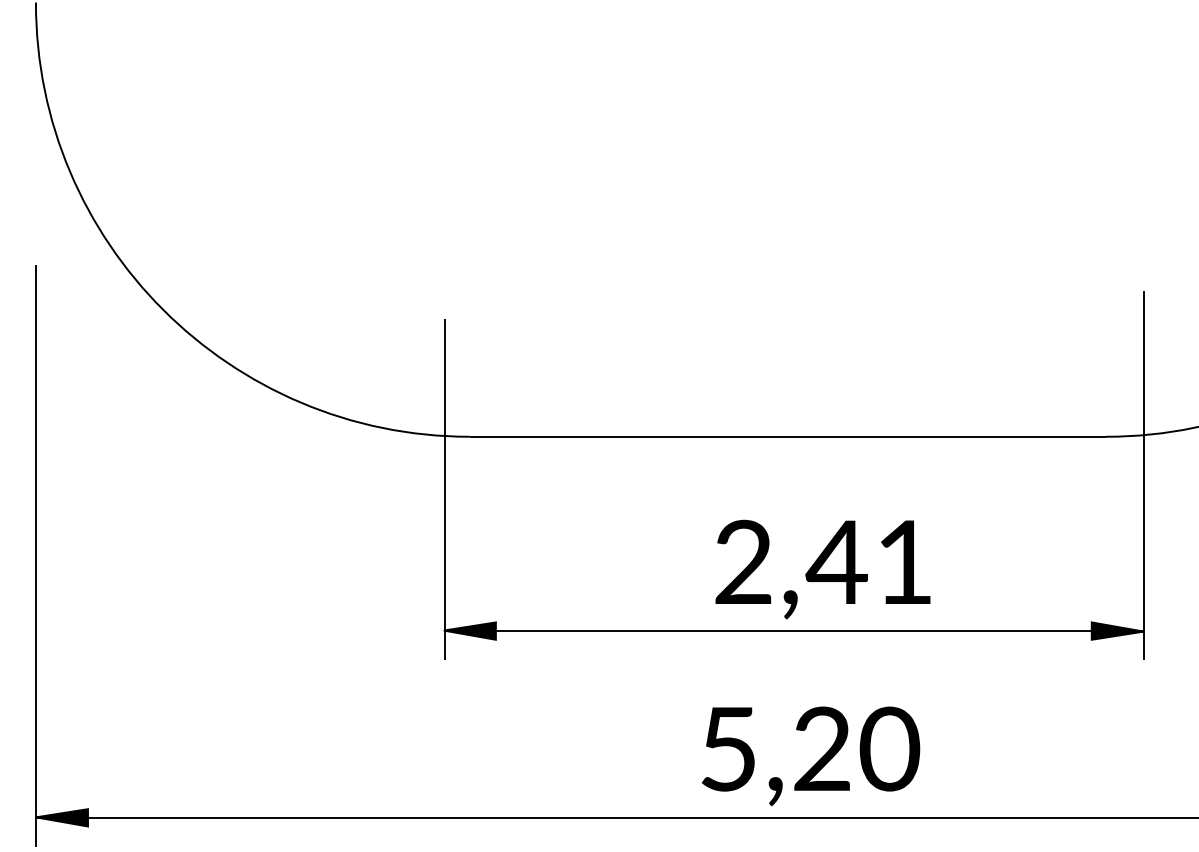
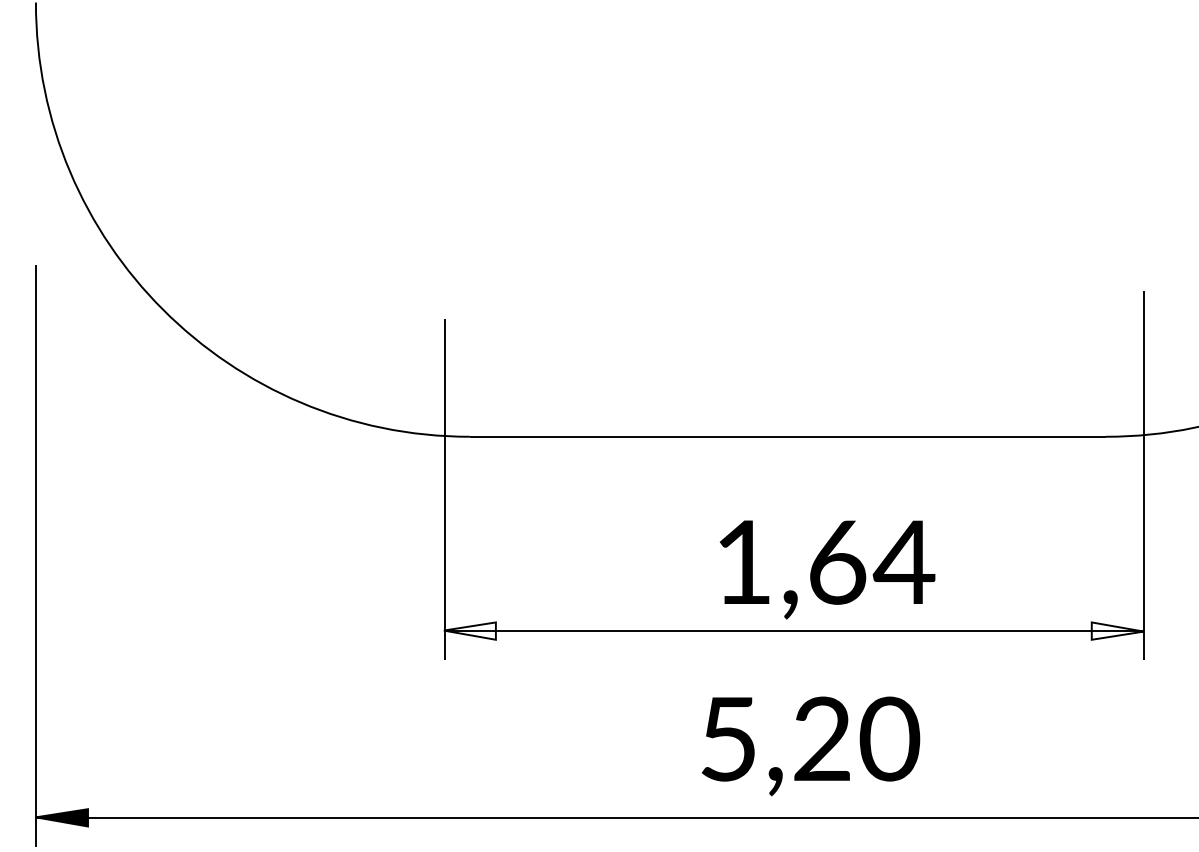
text: 2,41 -> 1,64 (825, 561)
fill: present -> none (469, 630)
fill: present -> none (1117, 630)
text position: (810, 756) -> (810, 746) (810, 746)
